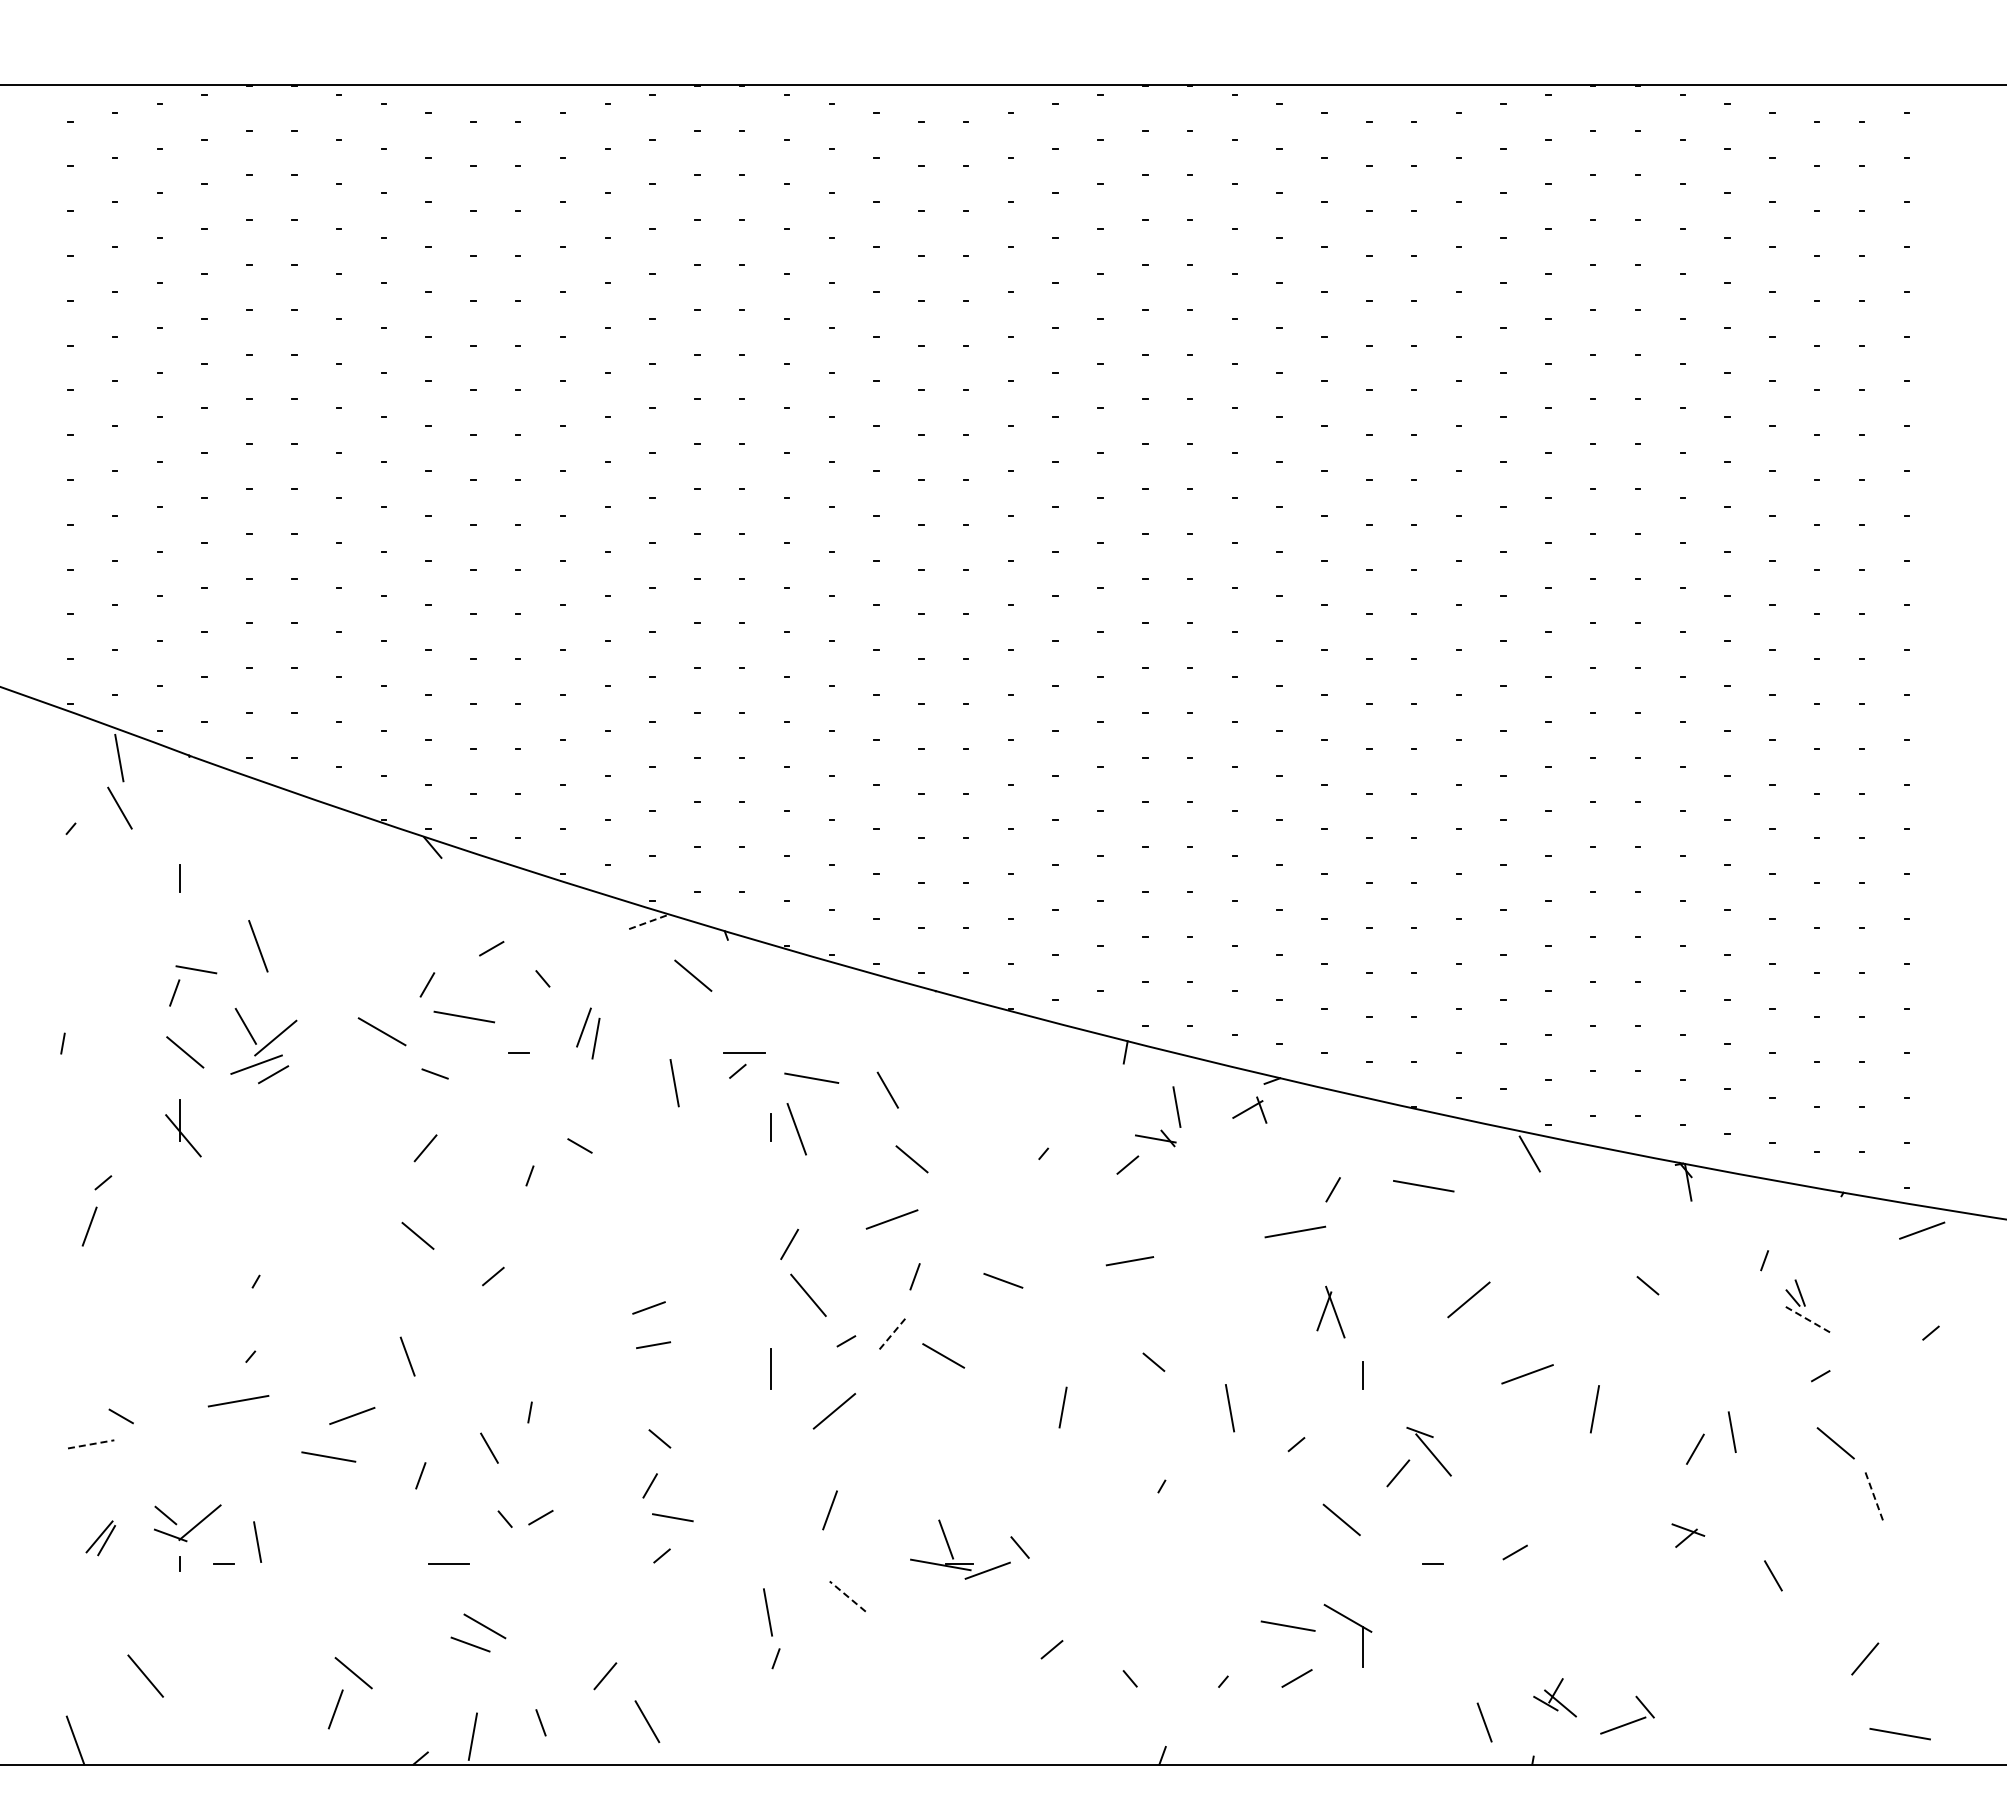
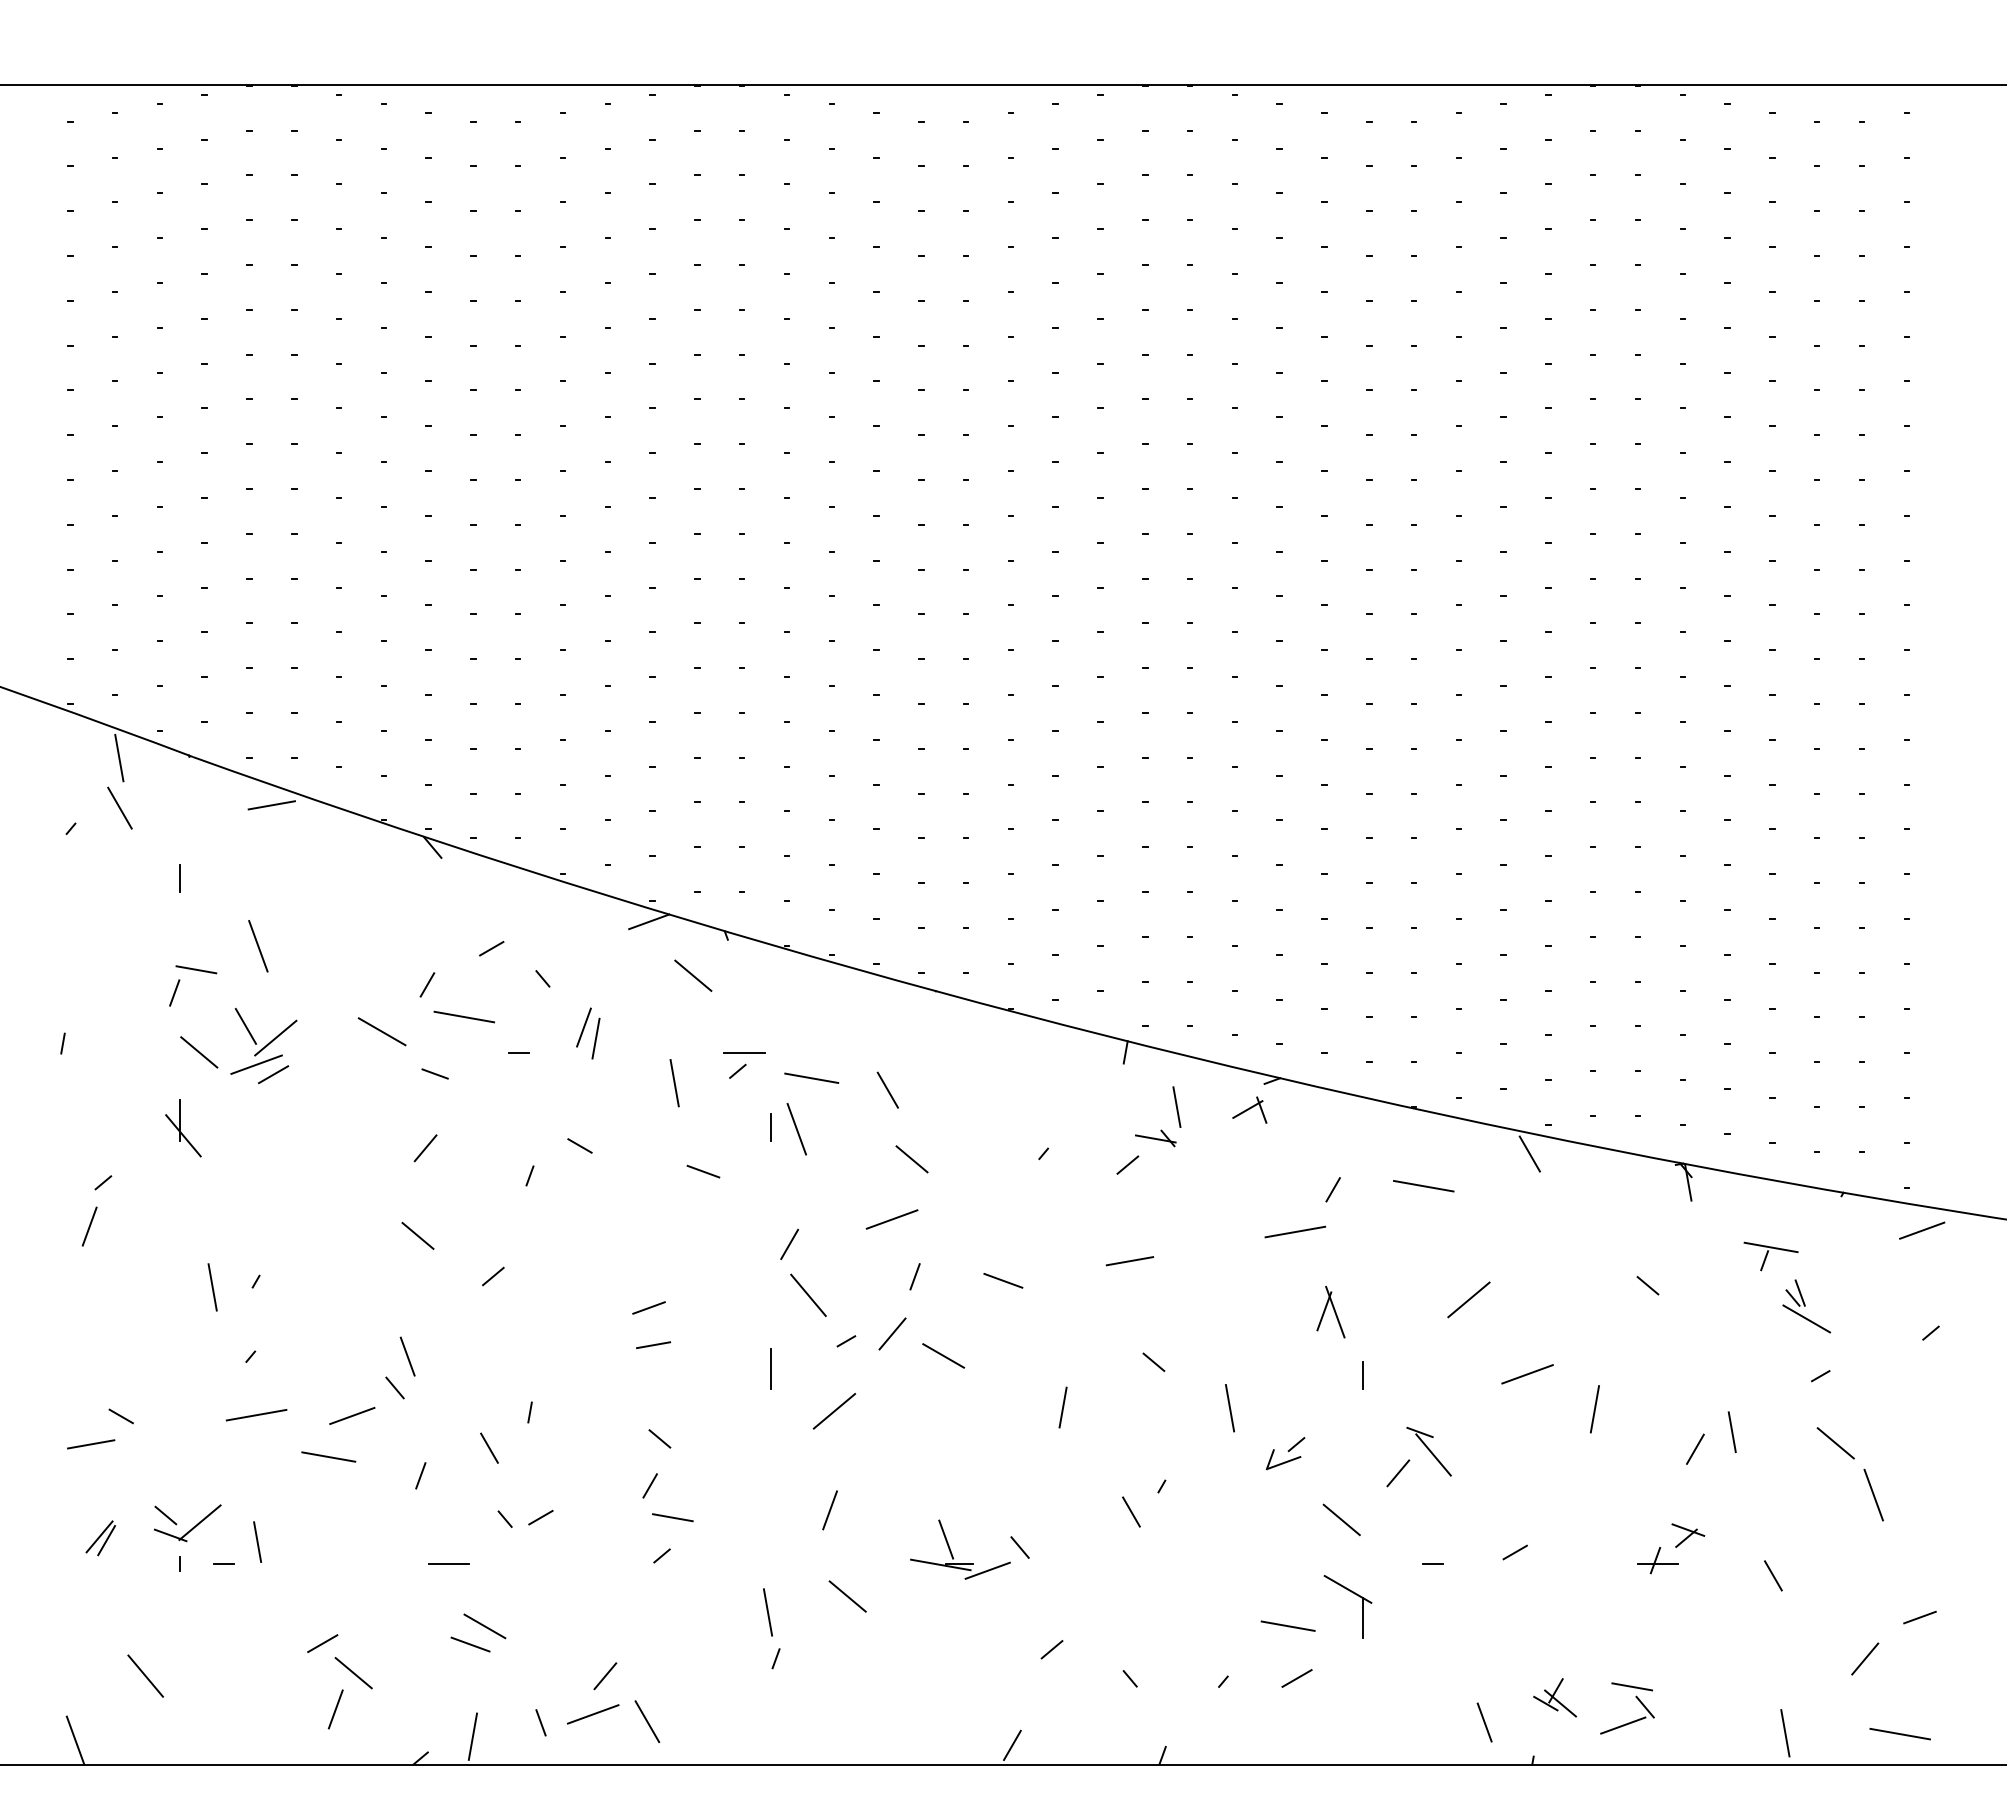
line: none -> present (271, 805)
line: dashed -> solid (649, 921)
line position: (185, 1052) -> (199, 1052) (199, 1052)
line: none -> present (703, 1171)
line: none -> present (1770, 1247)
line: none -> present (212, 1287)
line: dashed -> solid (1806, 1318)
line: dashed -> solid (892, 1333)
line: none -> present (394, 1387)
line position: (238, 1401) -> (256, 1415) (256, 1415)
line: dashed -> solid (91, 1444)
part: none -> present (1283, 1459)
line: dashed -> solid (1873, 1495)
line: none -> present (1131, 1511)
part: none -> present (1657, 1560)
line: dashed -> solid (847, 1596)
line: none -> present (1919, 1617)
part position: (1354, 1623) -> (1354, 1594) (1354, 1594)
line: none -> present (322, 1643)
line: none -> present (1632, 1686)
line: none -> present (592, 1714)
line: none -> present (1785, 1733)
line: none -> present (1011, 1745)
